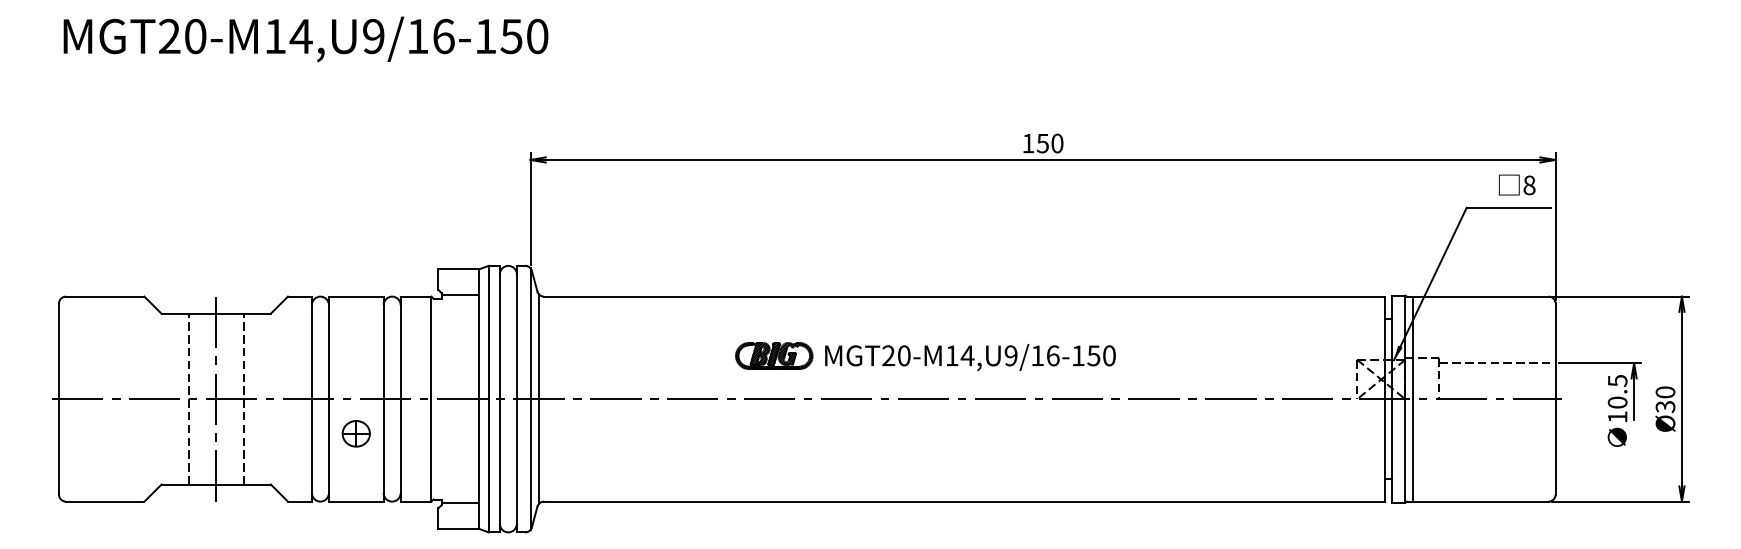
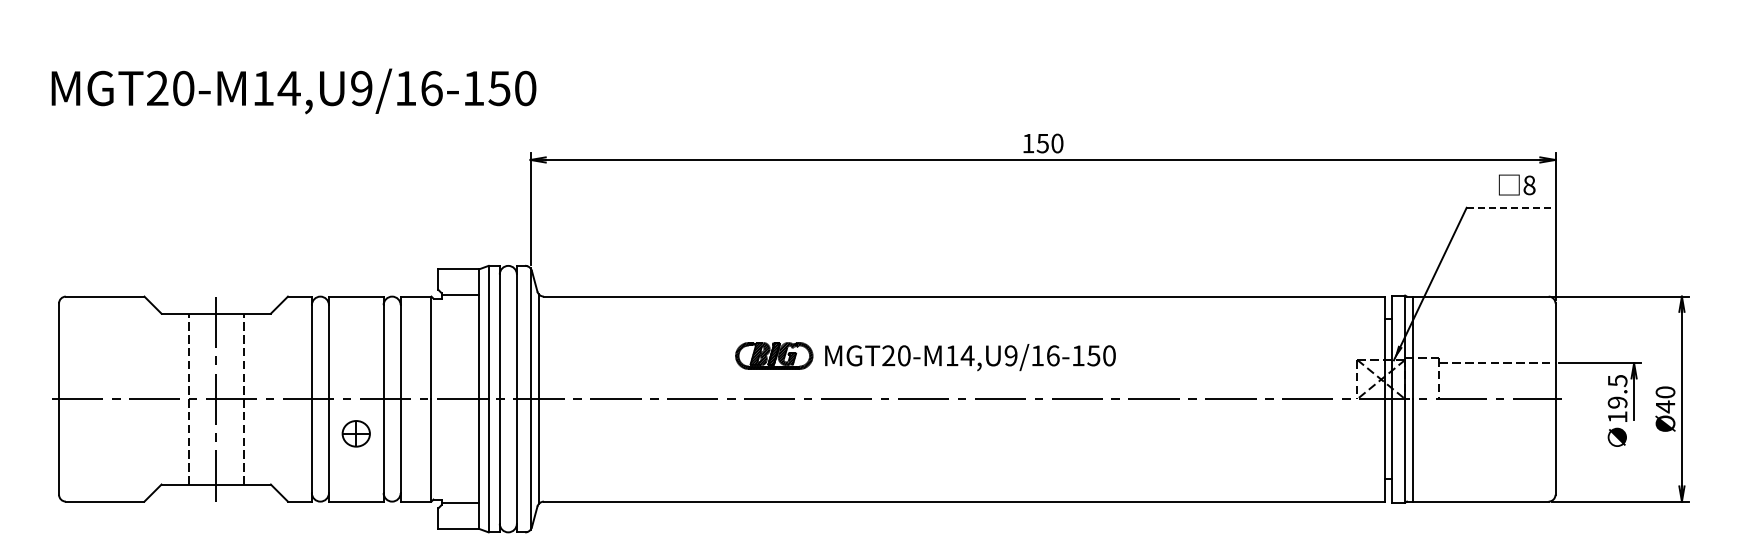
text position: (305, 39) -> (293, 91) (293, 91)
line: solid -> dashed (1509, 207)
text: 10.5 -> 19.5 (1617, 402)
text: Ø30 -> Ø40 (1665, 406)
